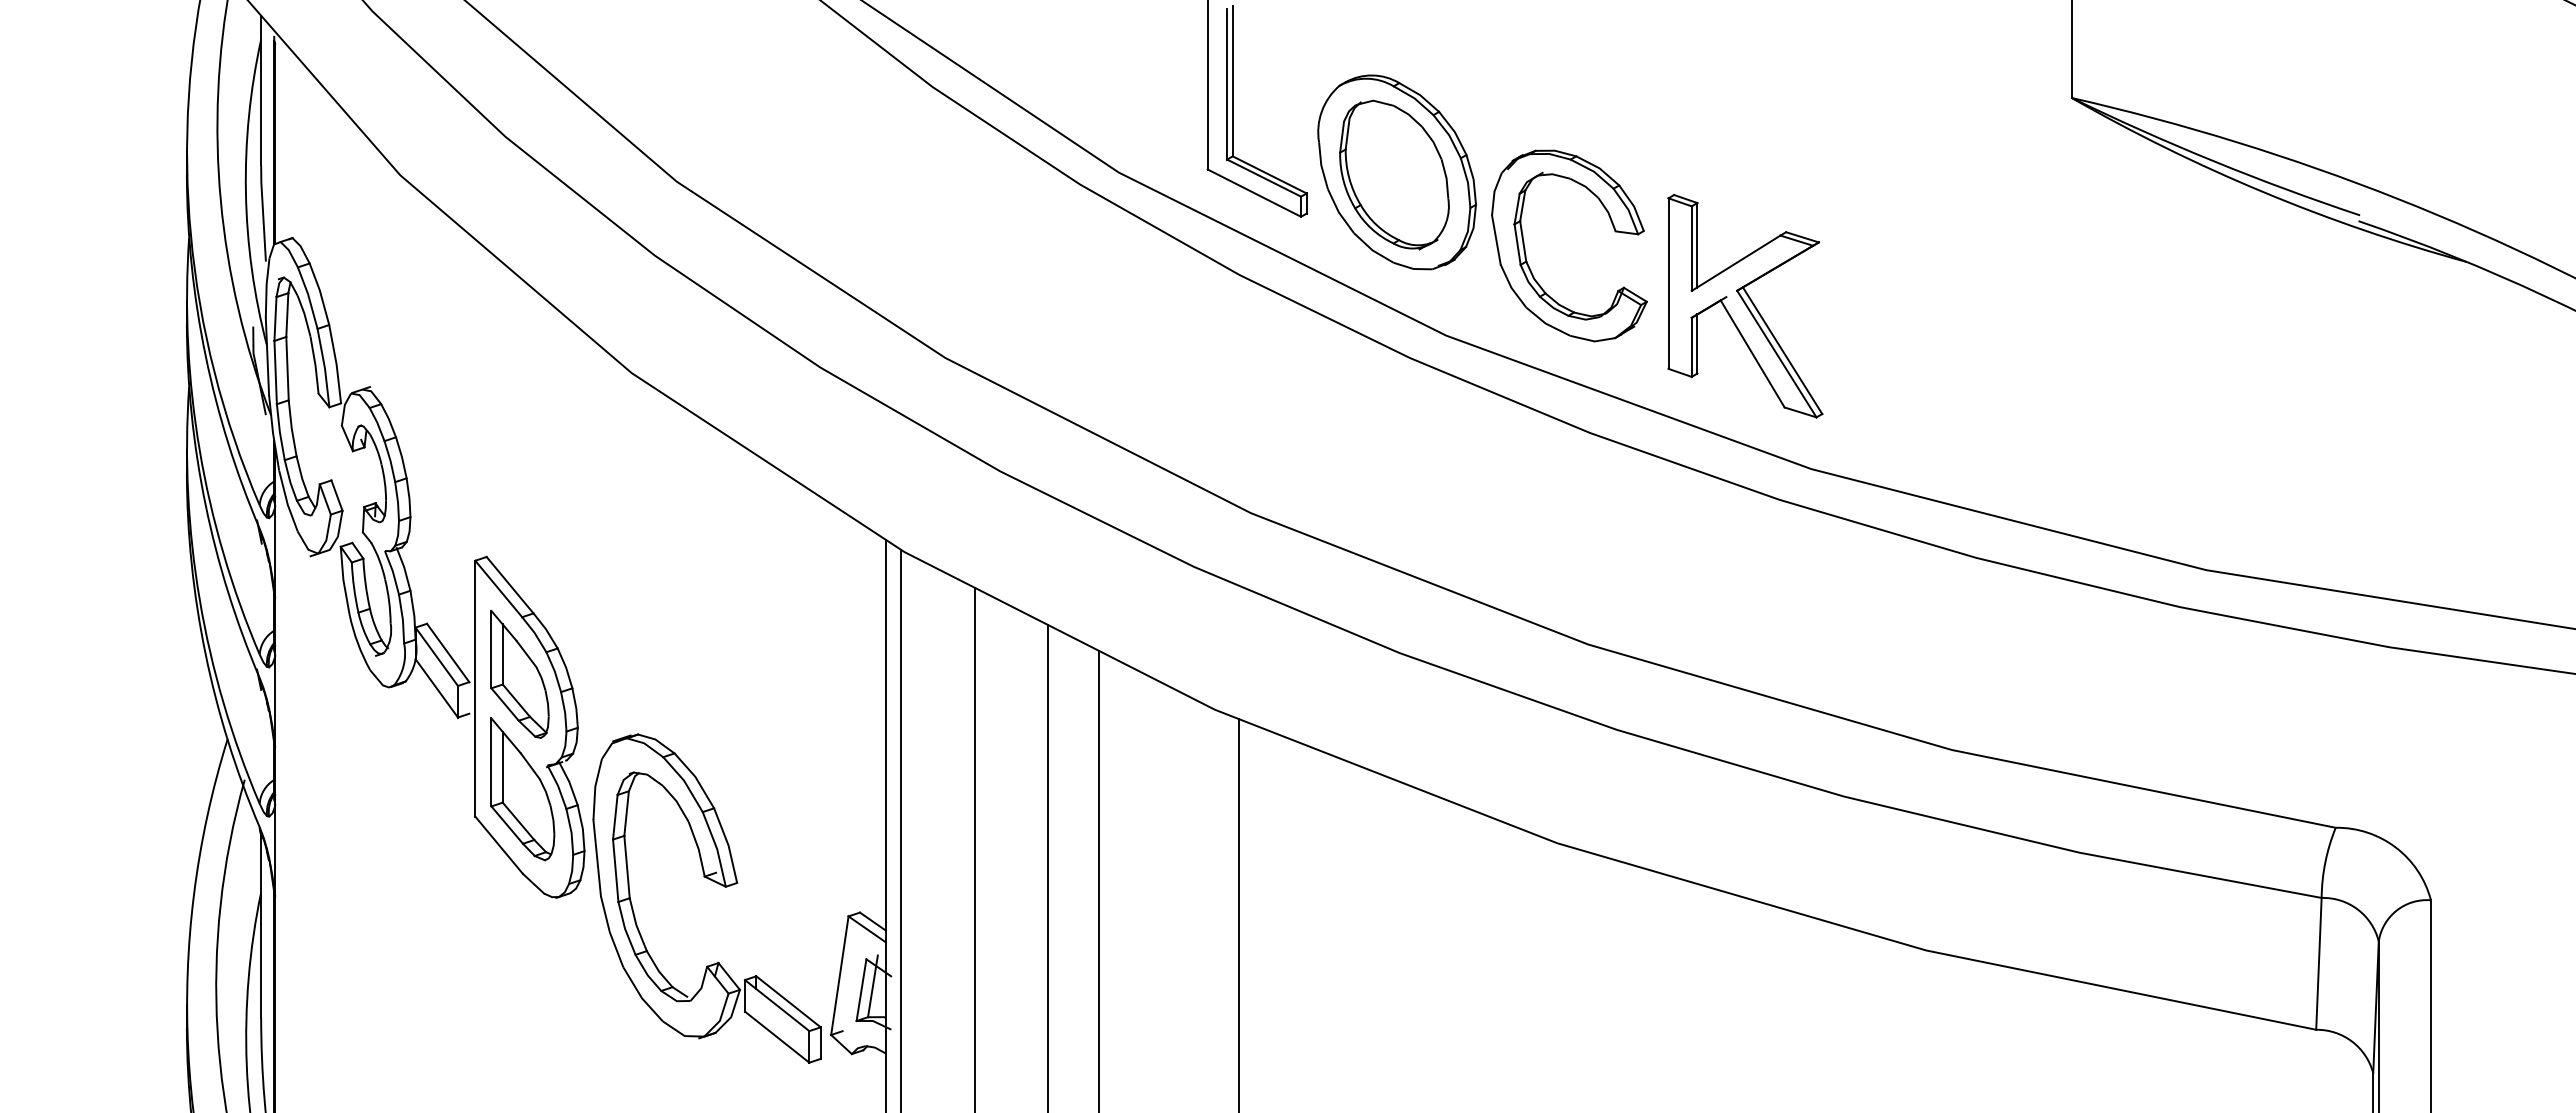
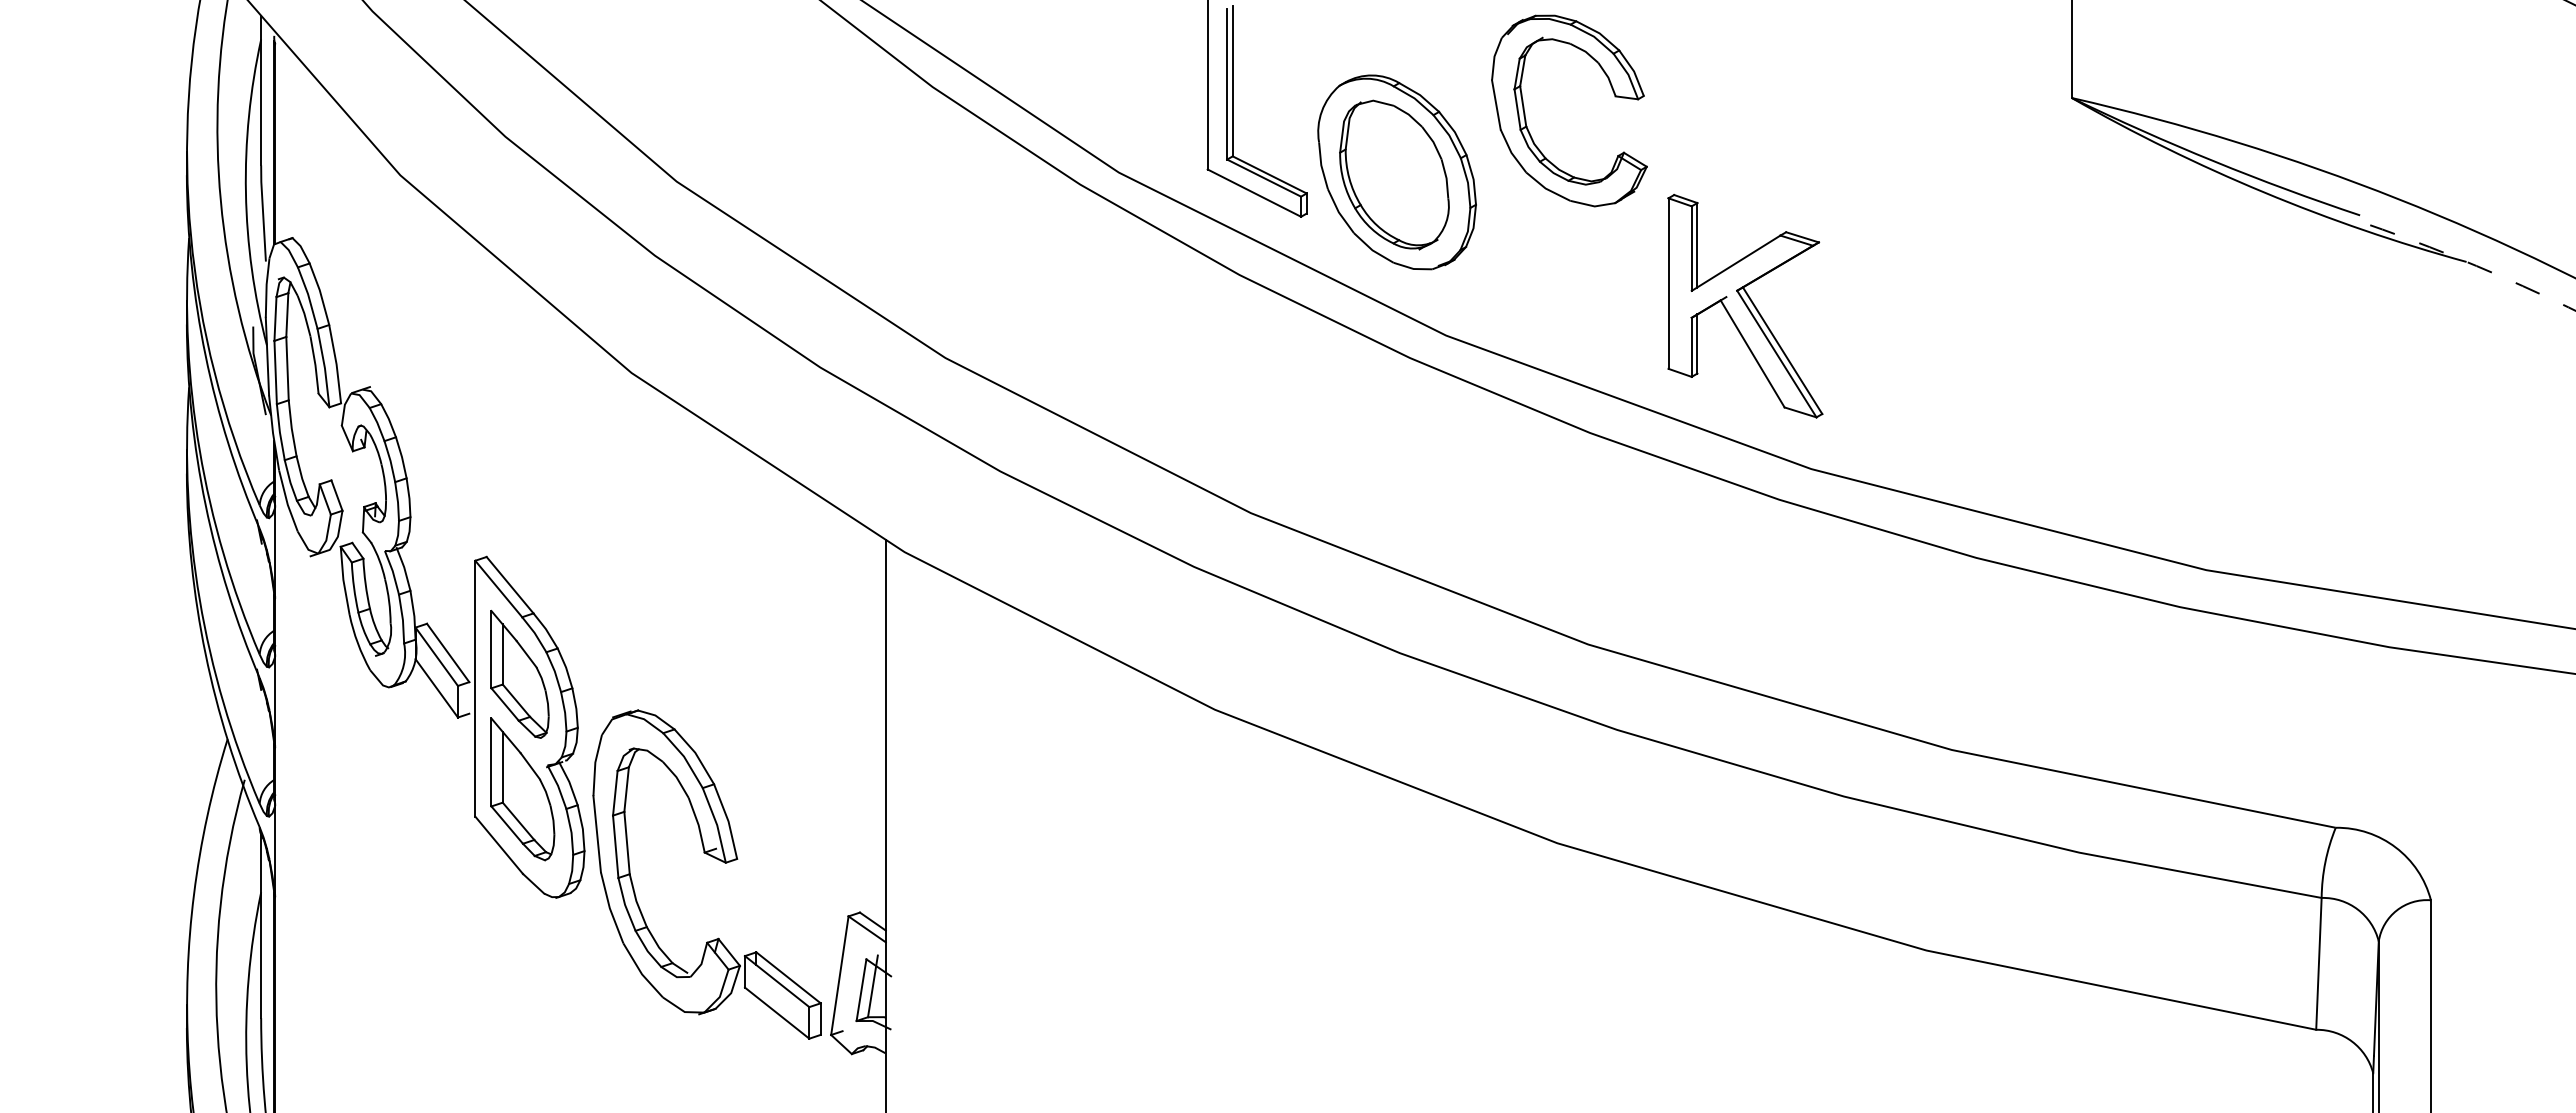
part position: (1526, 254) -> (1526, 119) (1526, 119)
arc: solid -> dashed (2467, 262)
line: present -> none (901, 829)
line: present -> none (975, 848)
line: present -> none (1047, 866)
line: present -> none (1098, 879)
part position: (714, 882) -> (714, 858) (714, 858)
line: present -> none (1238, 914)
